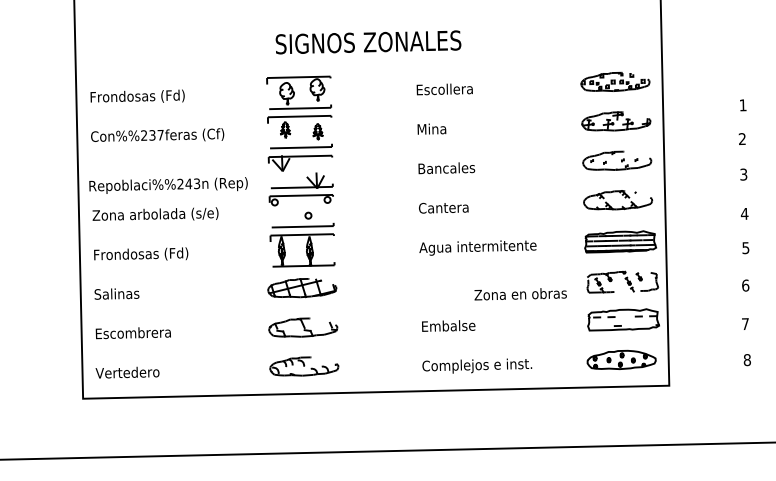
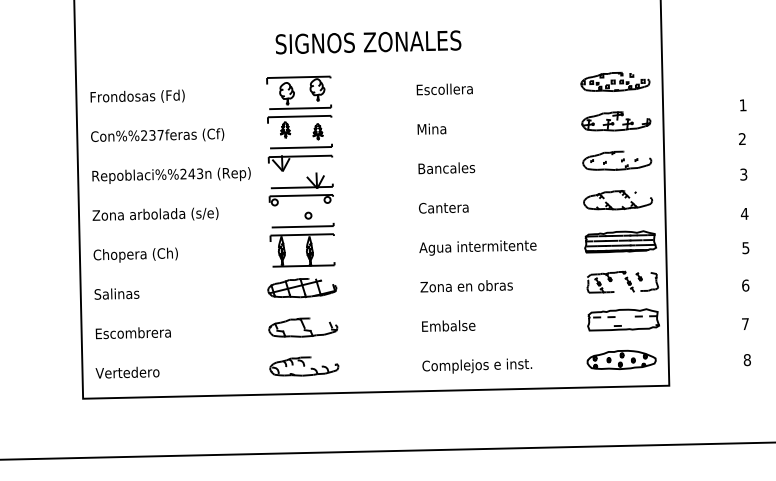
text position: (168, 185) -> (171, 175) (171, 175)
text: Frondosas (Fd) -> Chopera (Ch) (140, 254)
text position: (520, 294) -> (466, 286) (466, 286)
